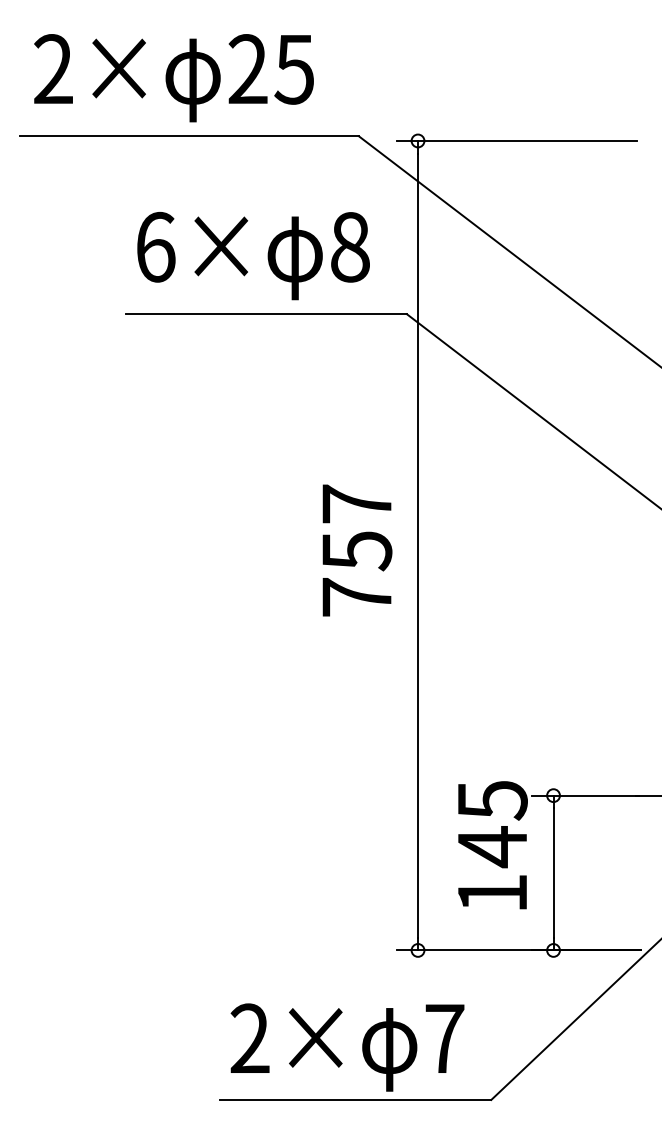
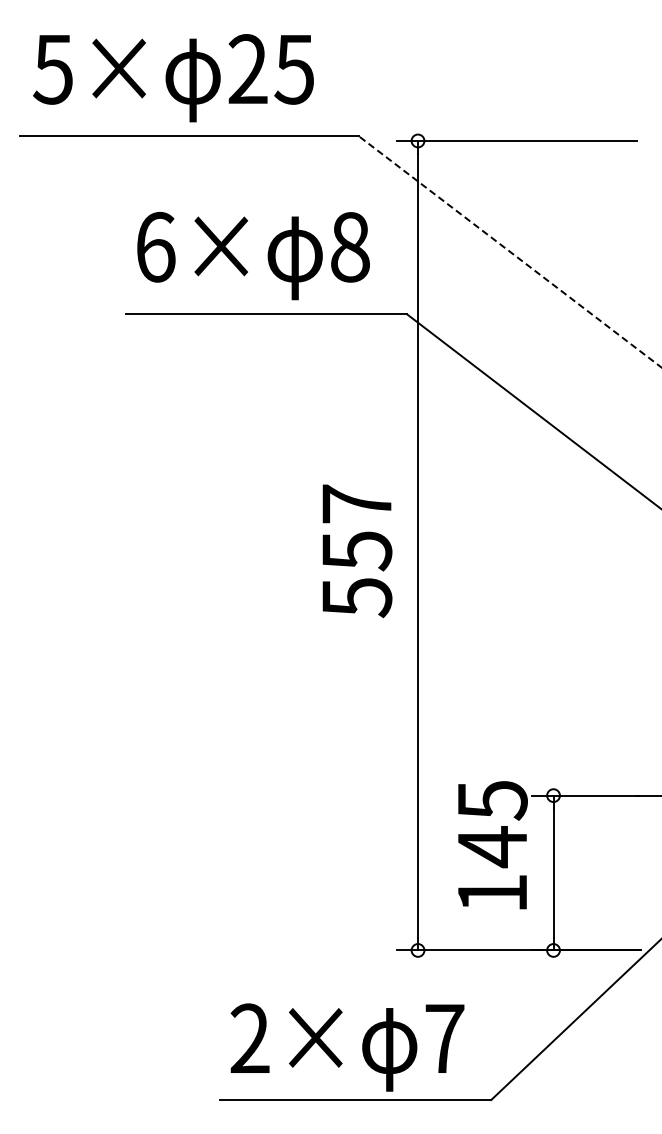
text: 2× -> 5× (52, 69)
line: solid -> dashed (510, 252)
text: 757 -> 557 (357, 598)
